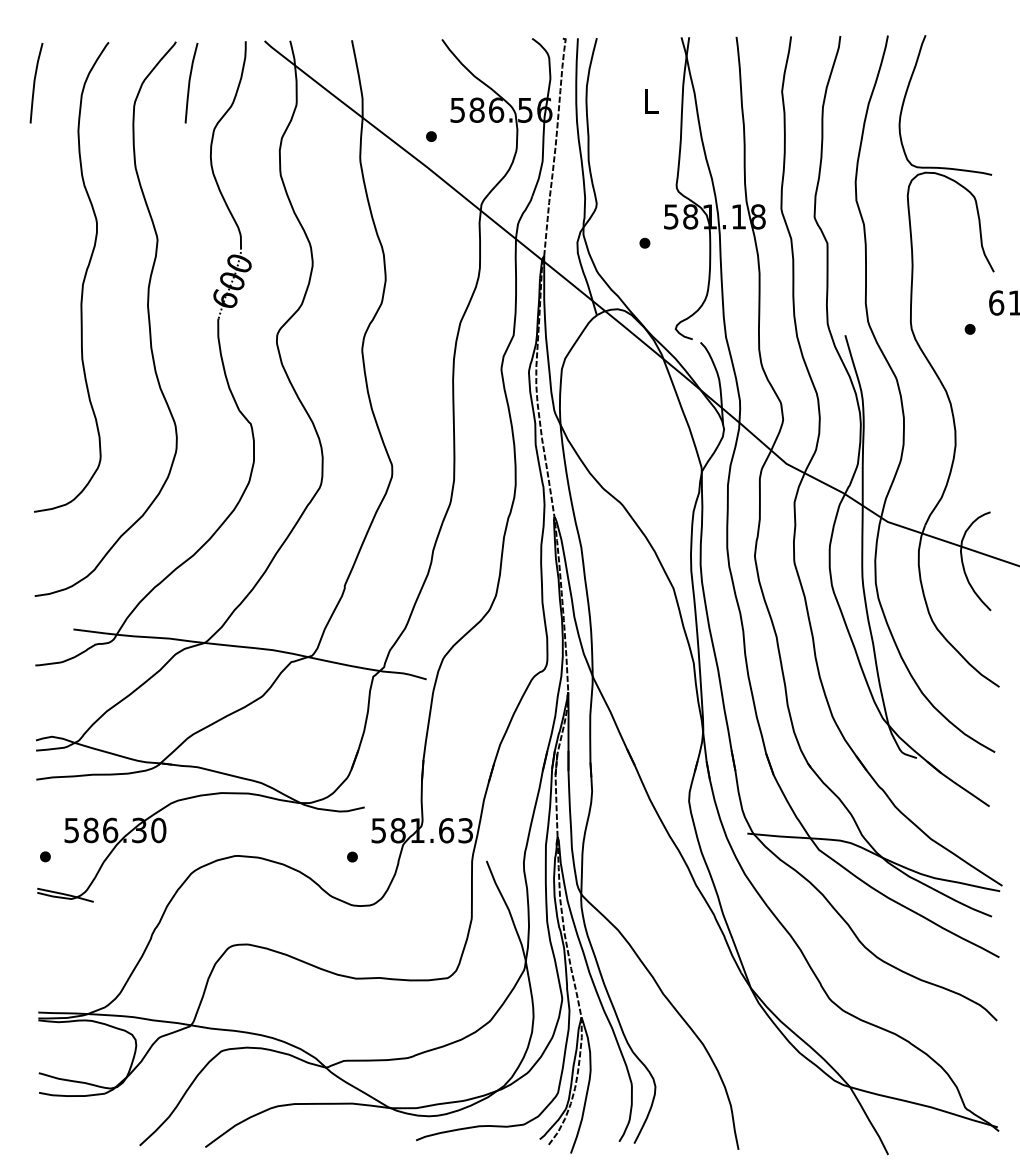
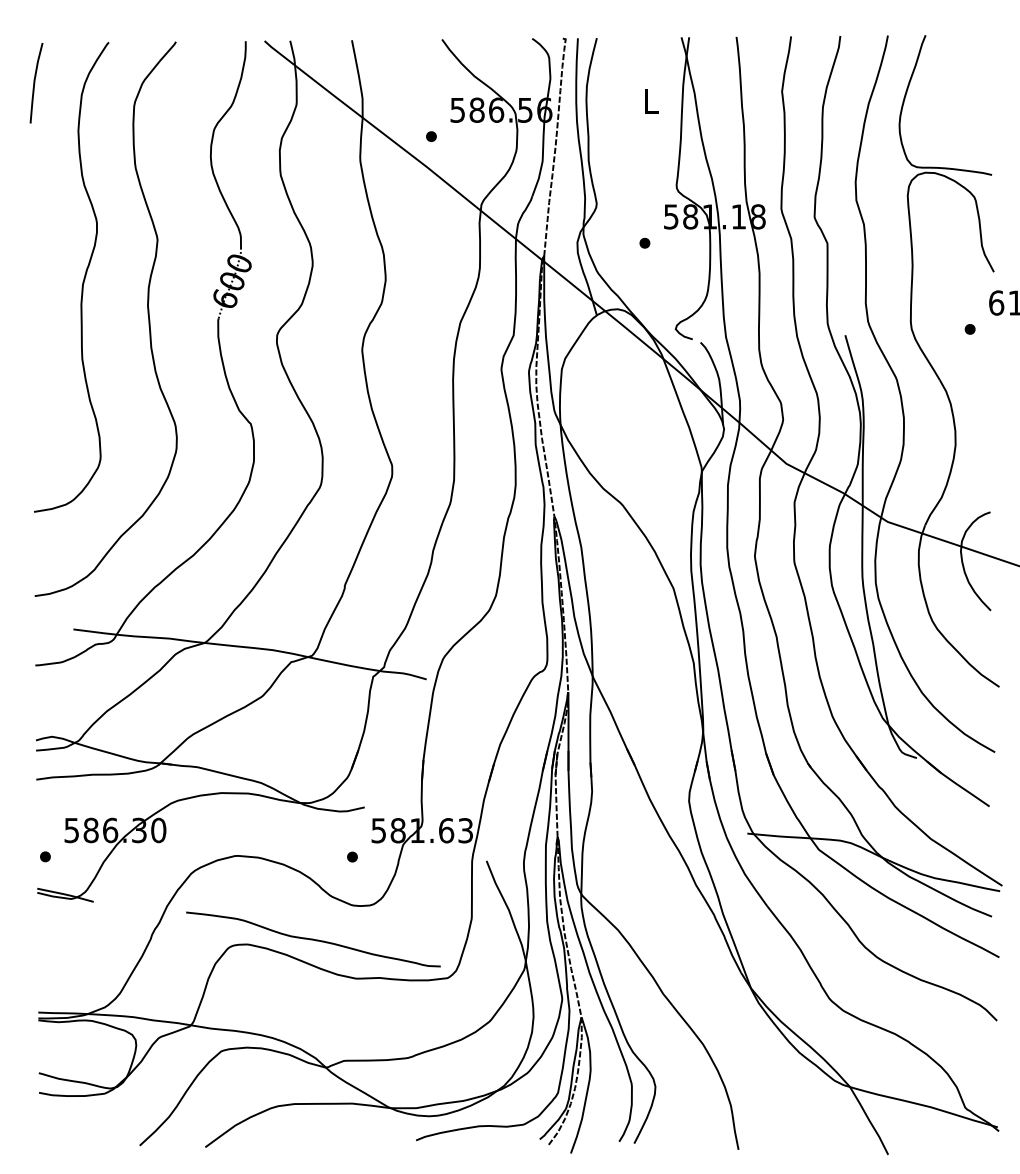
curve: present -> none (190, 83)
curve: none -> present (313, 939)
